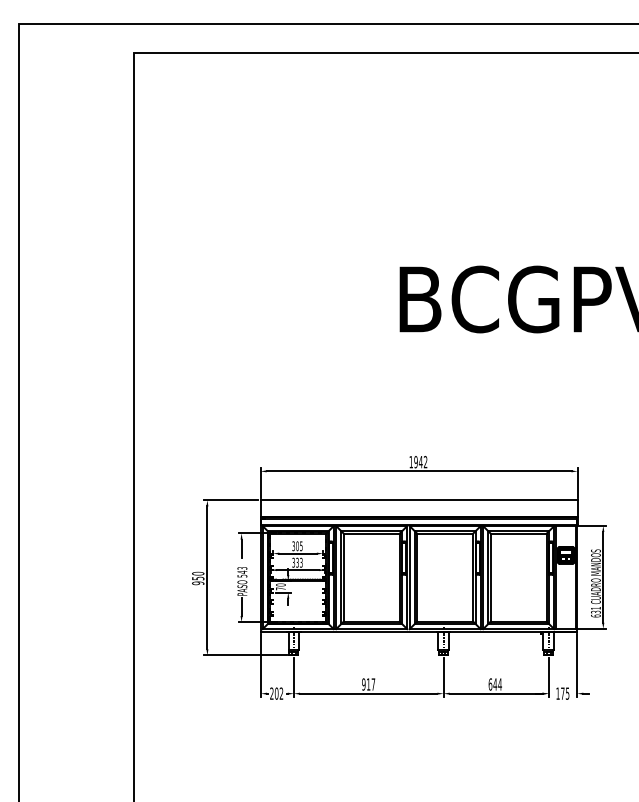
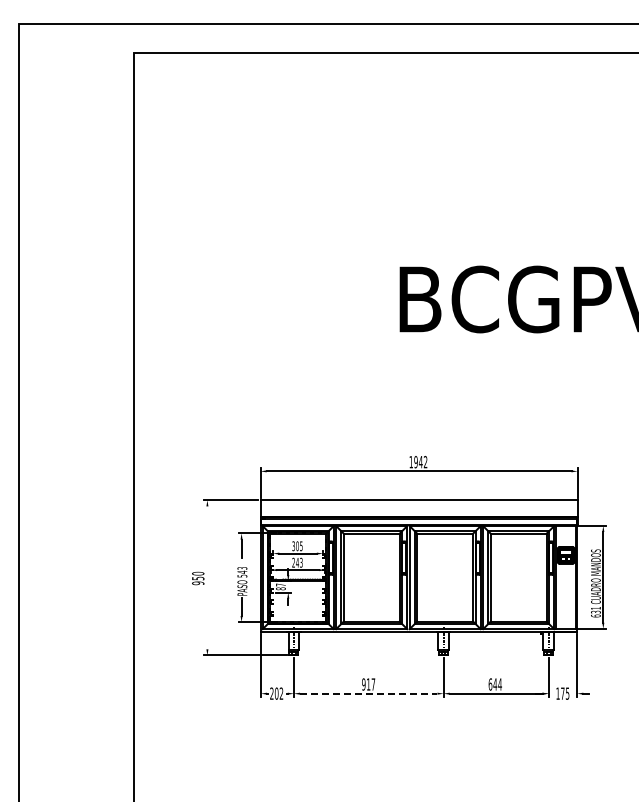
text: 333 -> 243 (295, 562)
line: present -> none (207, 577)
text: 70 -> 87 (280, 586)
line: solid -> dashed (368, 693)
